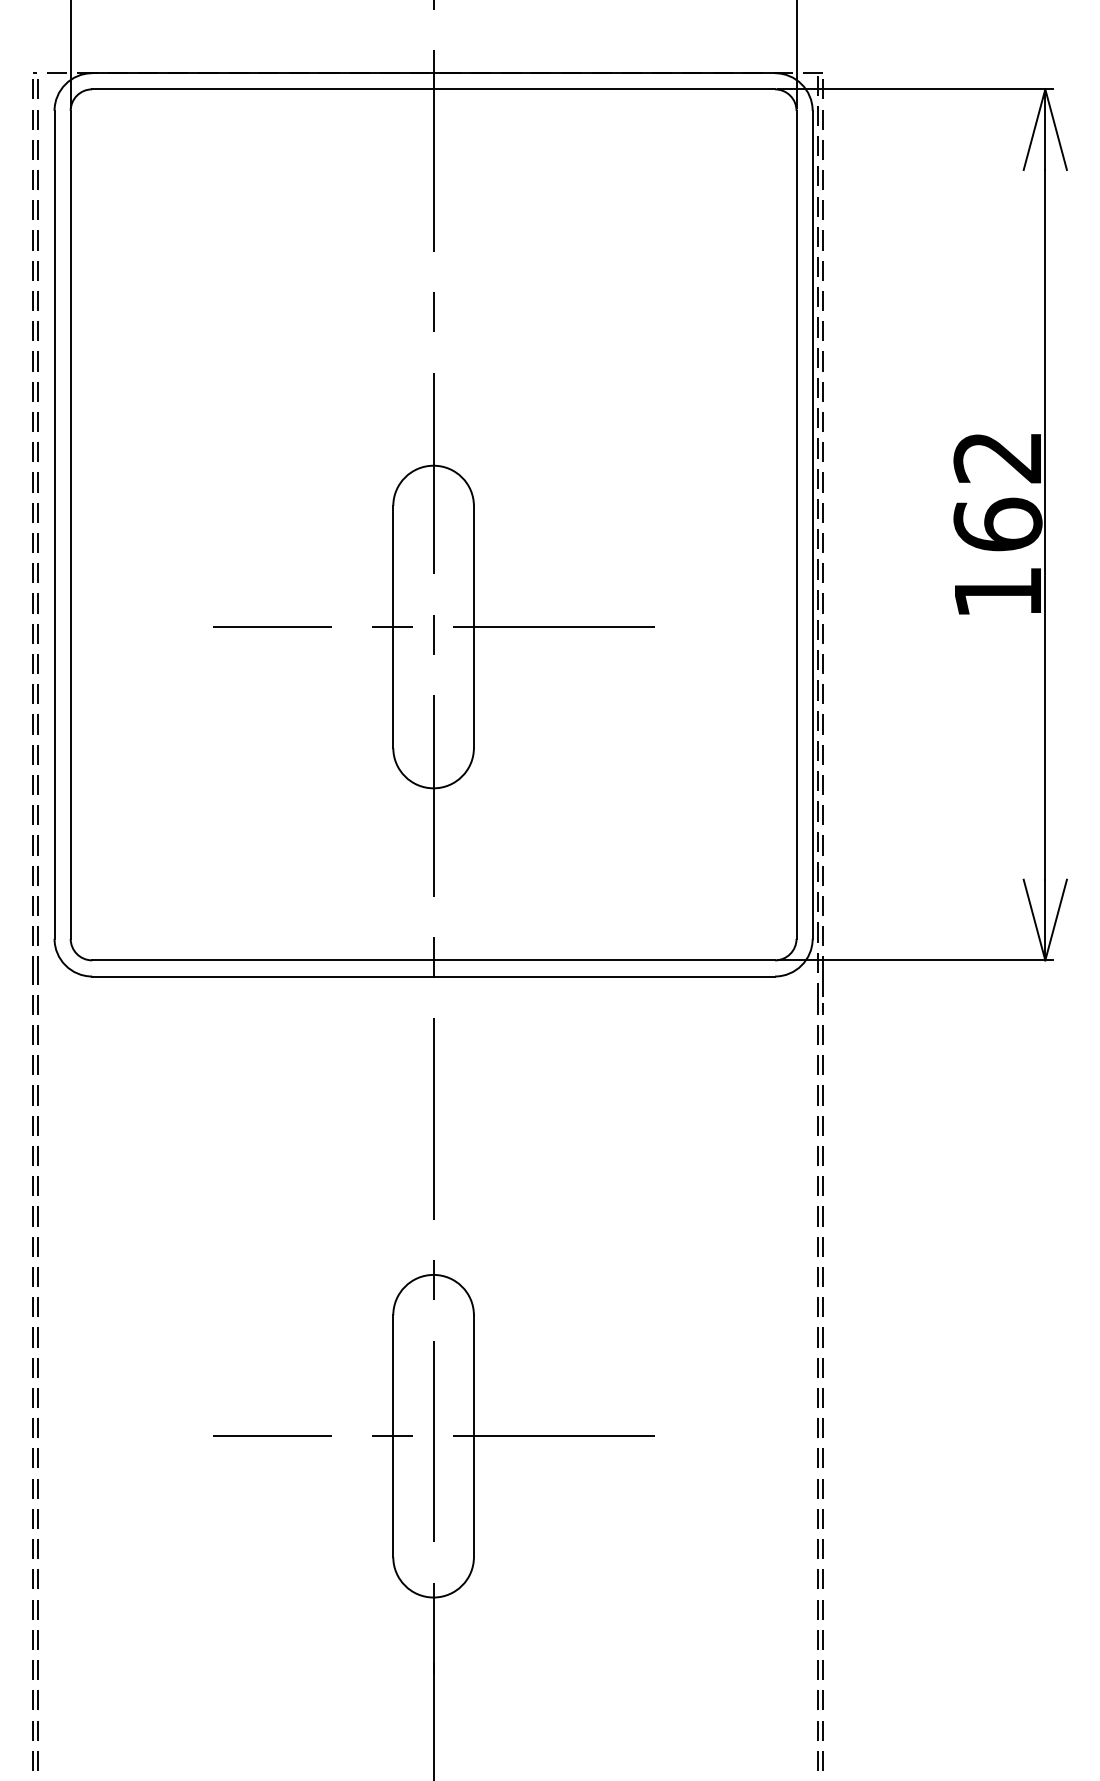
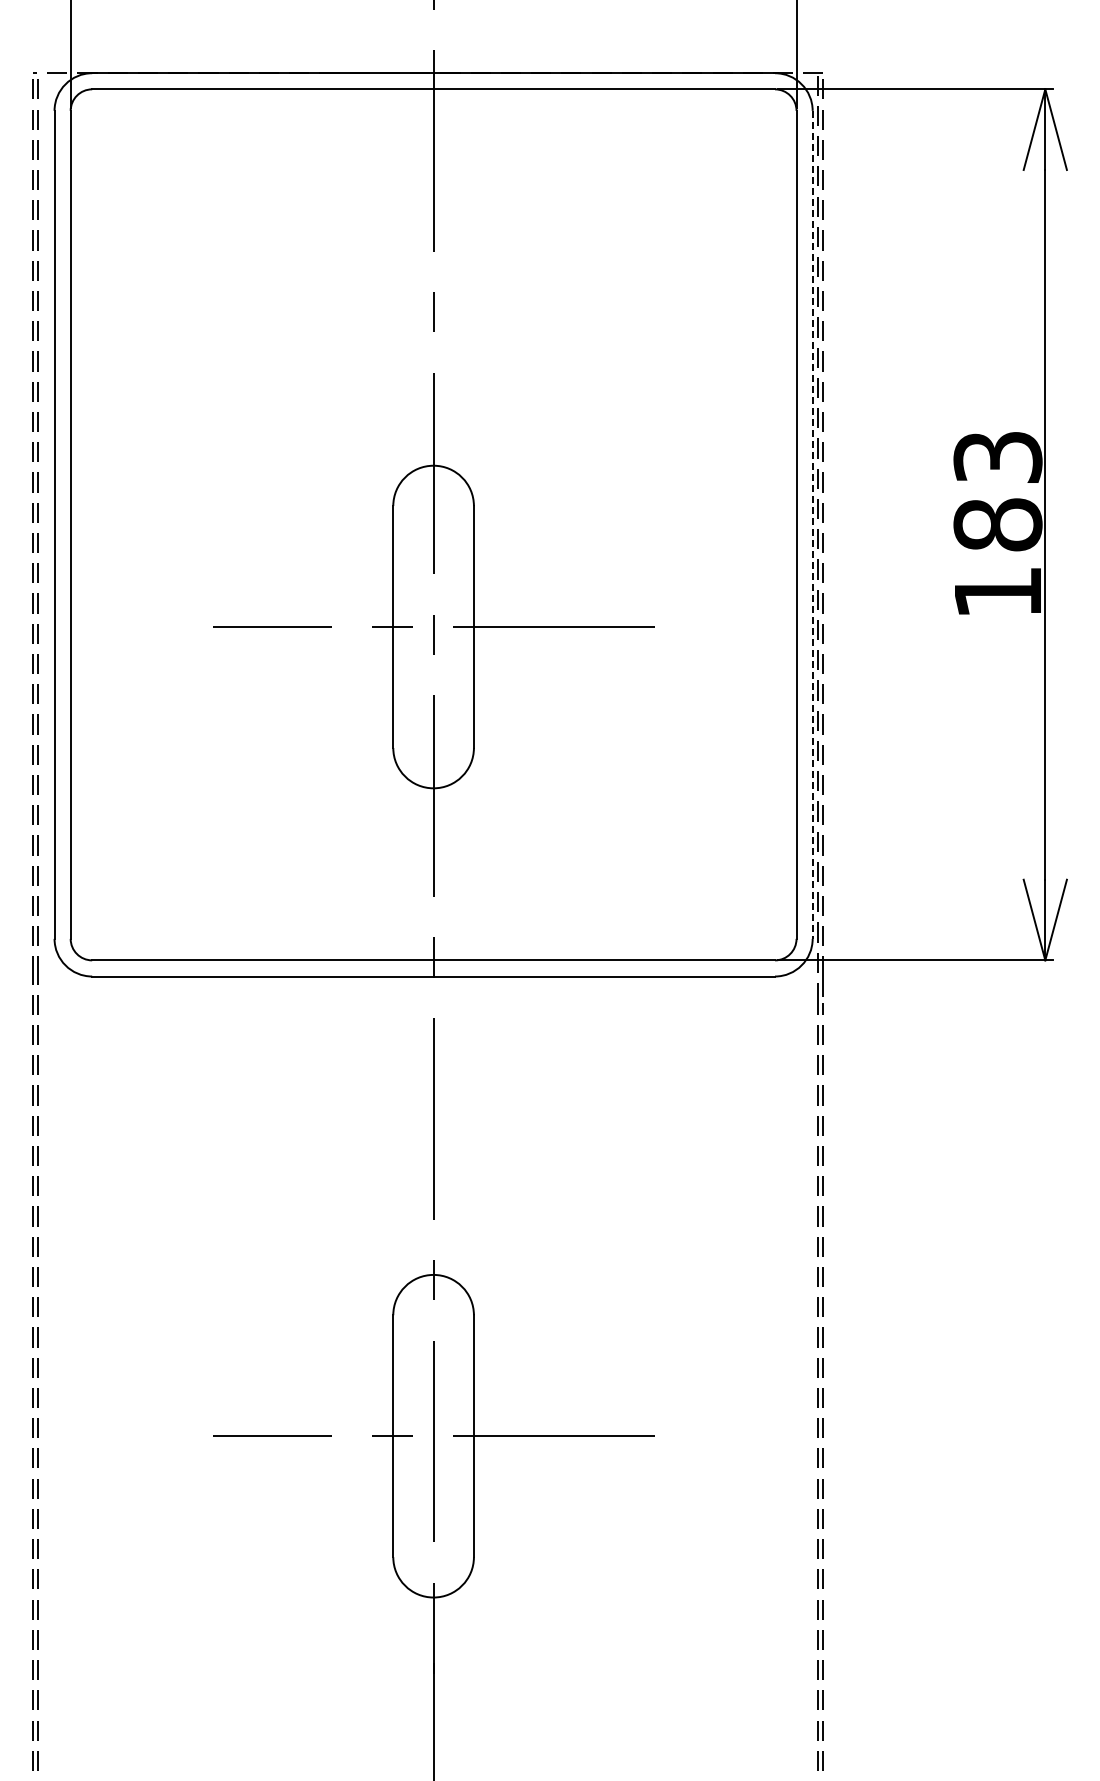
text: 162 -> 183 (997, 491)
line: solid -> dashed (812, 525)
